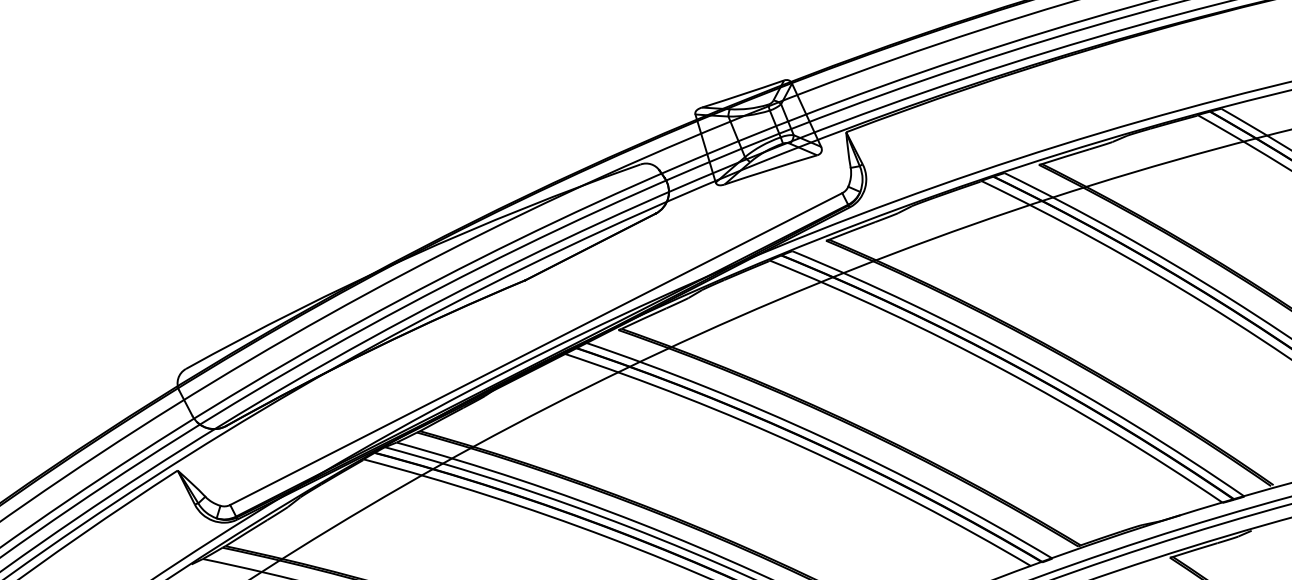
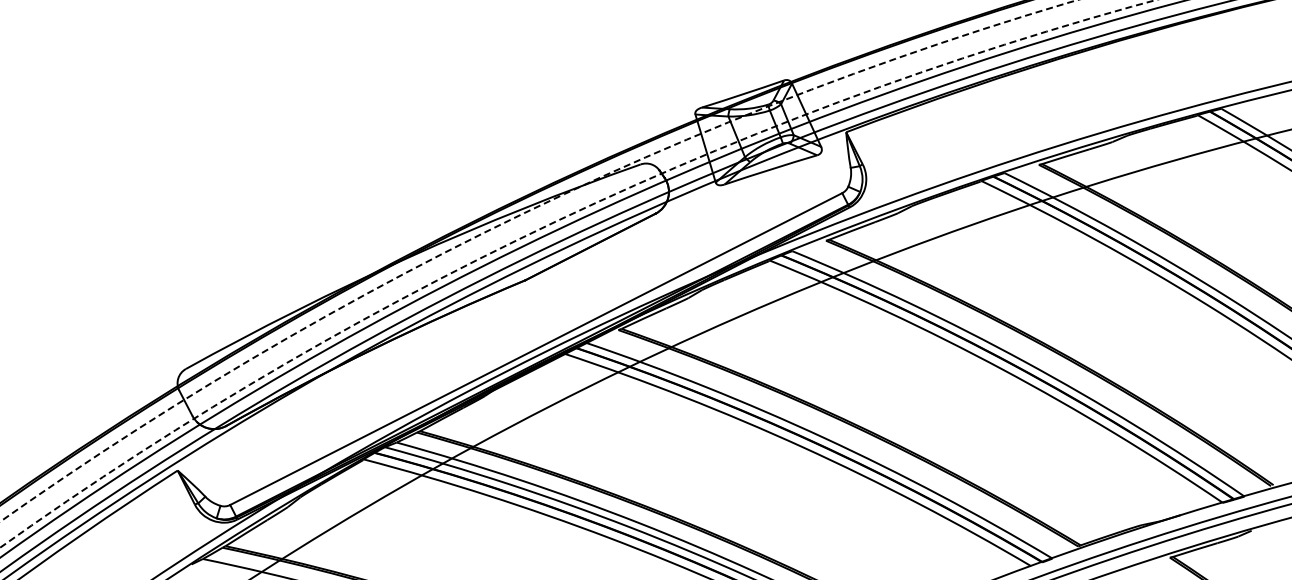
arc: solid -> dashed (552, 223)
circle: solid -> dashed (538, 260)
